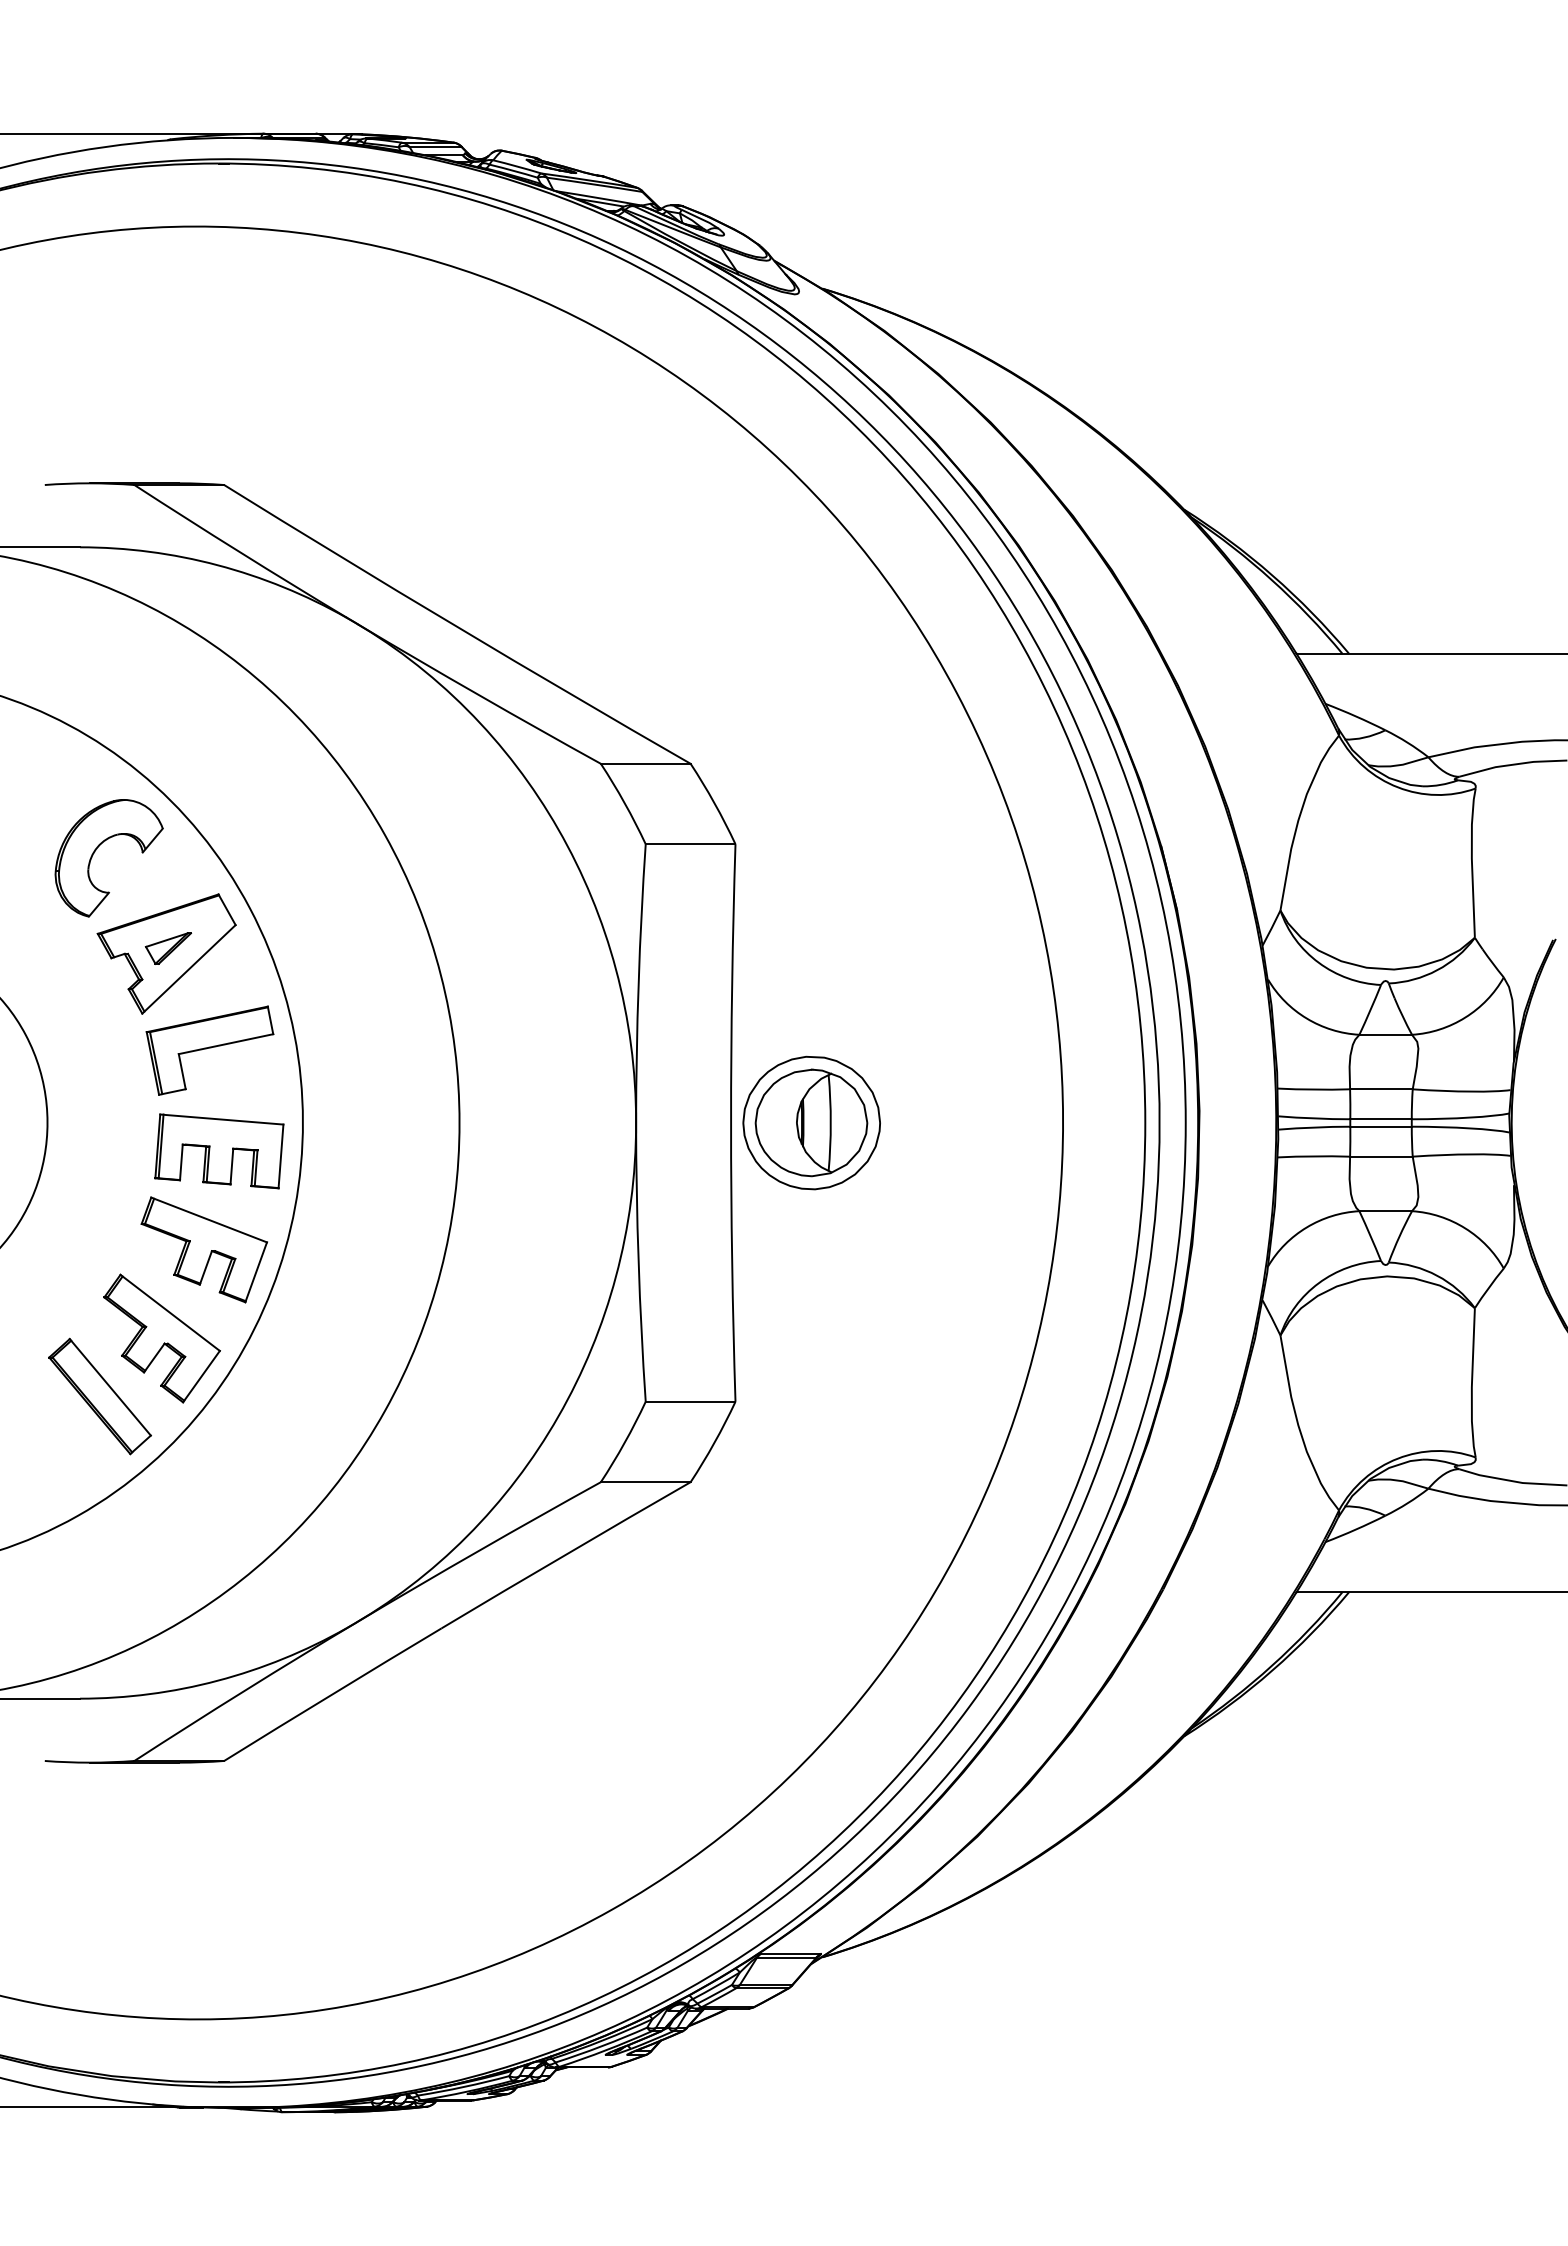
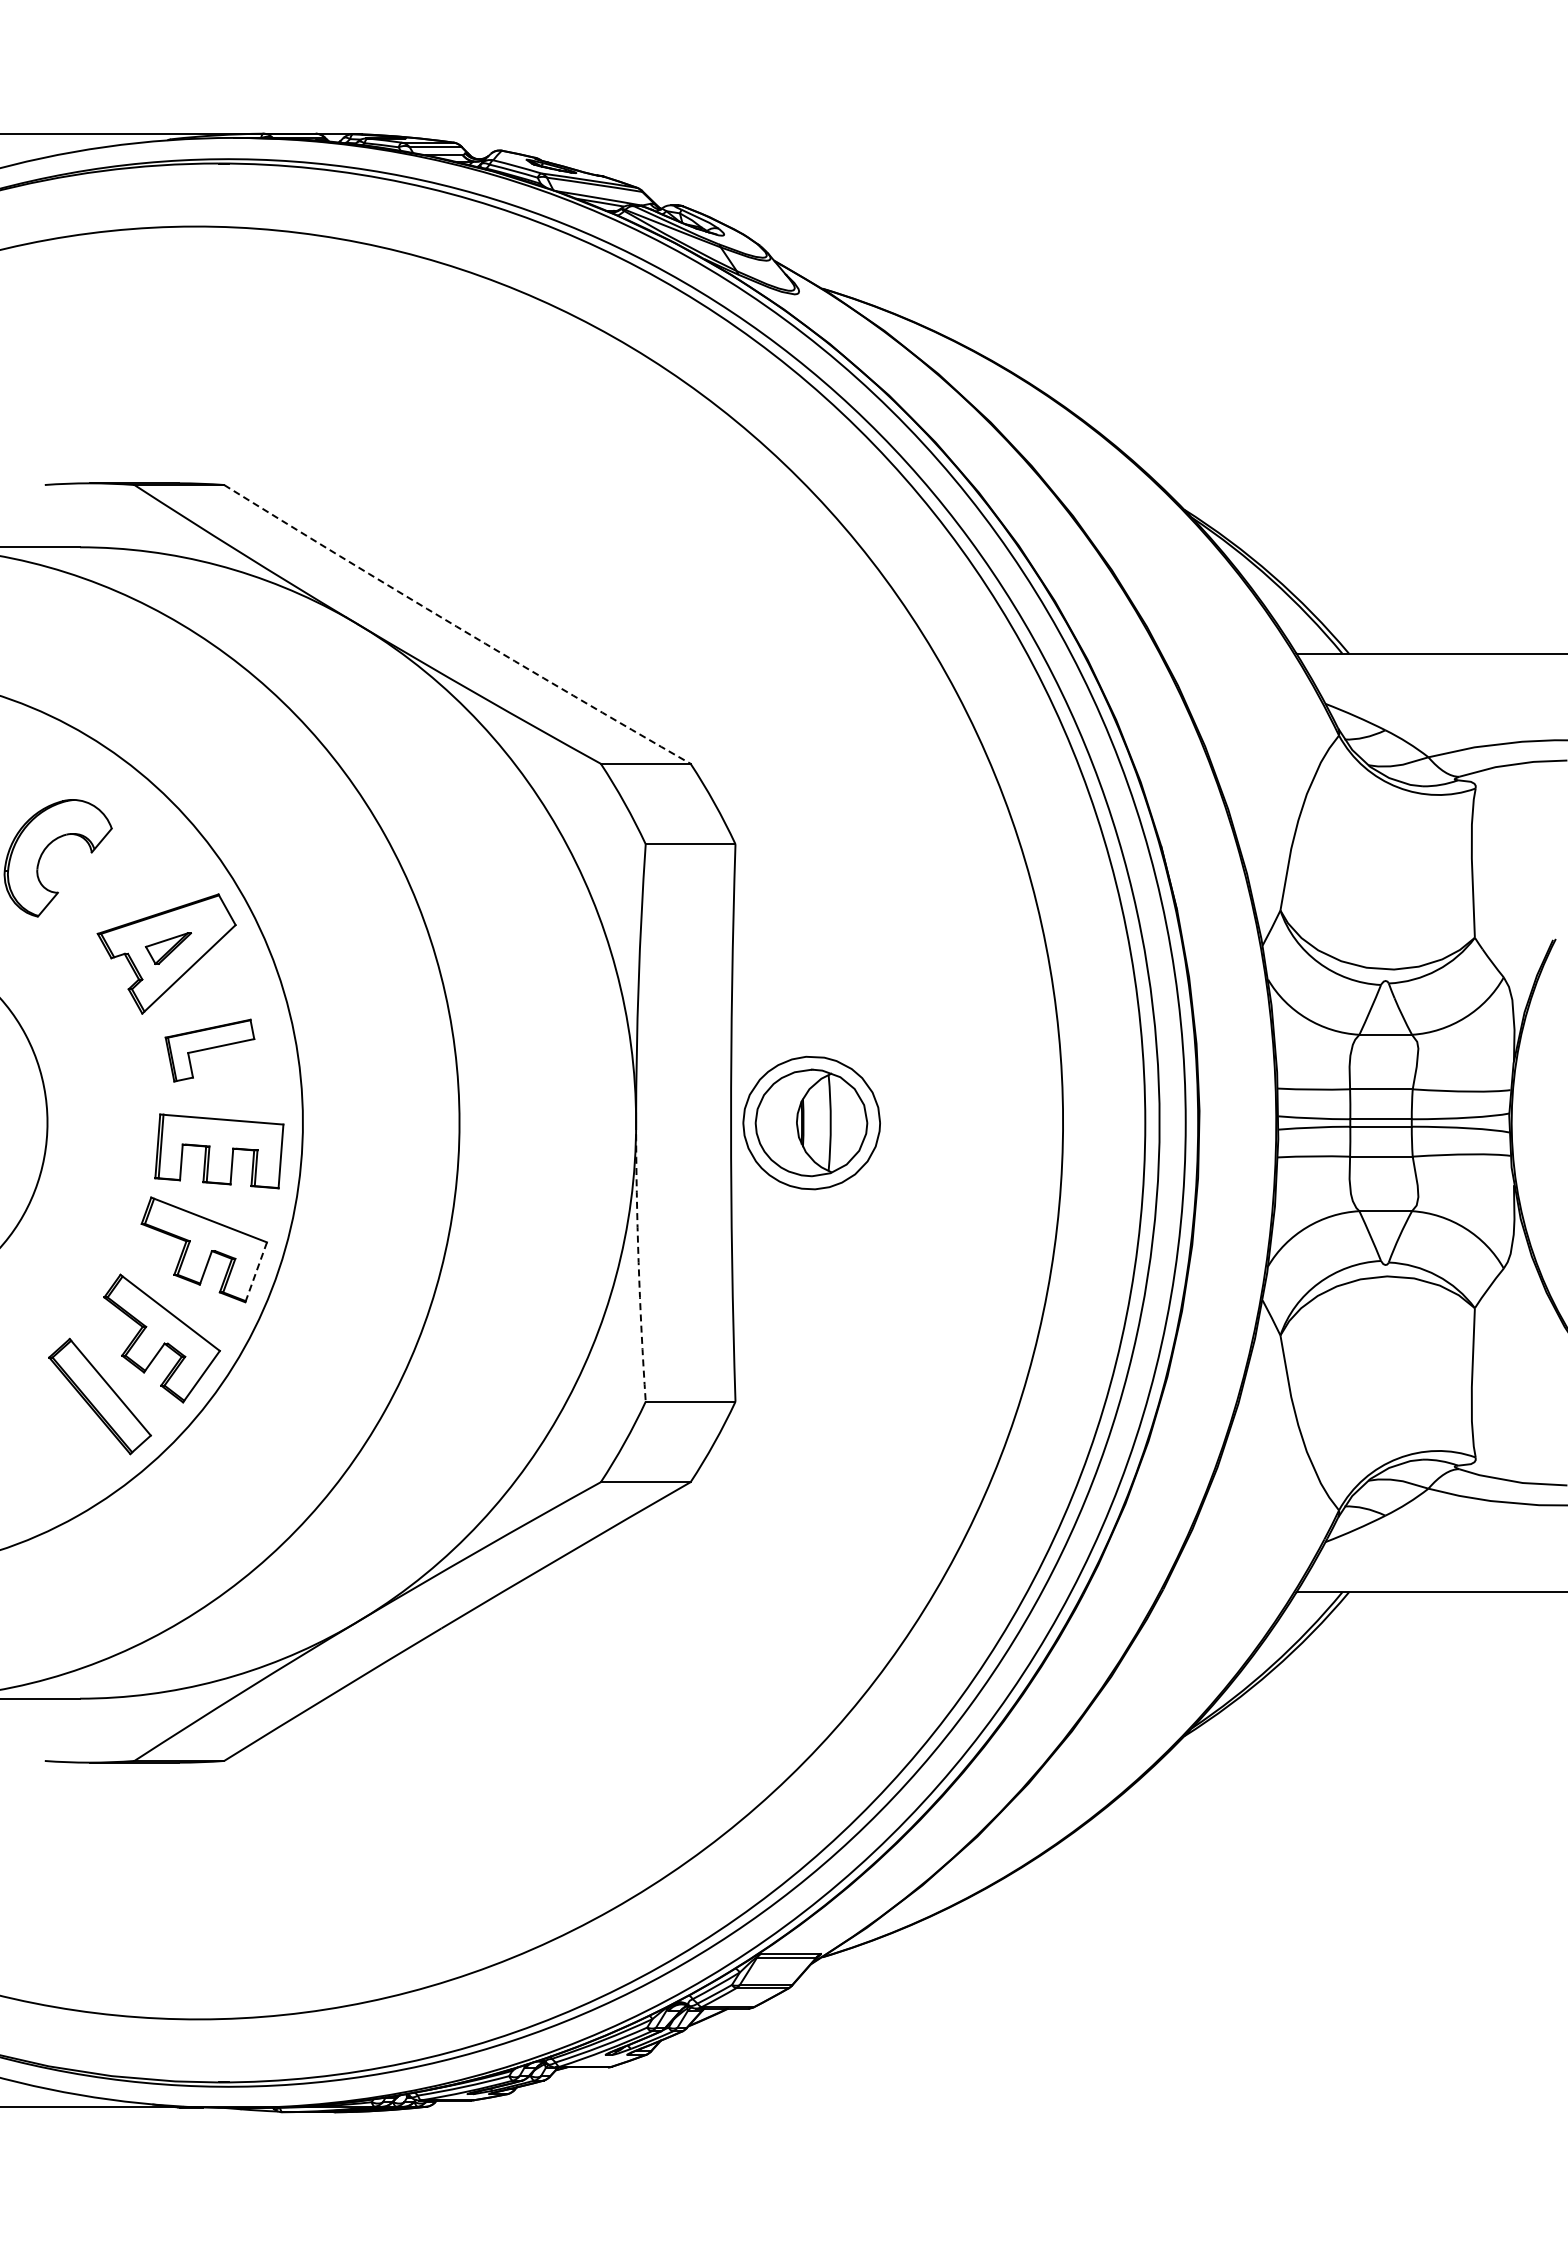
arc: solid -> dashed (456, 626)
part position: (96, 850) -> (45, 850) (45, 850)
part size: 130x91 px -> 92x65 px (209, 1050)
arc: solid -> dashed (638, 1262)
line: solid -> dashed (256, 1272)
